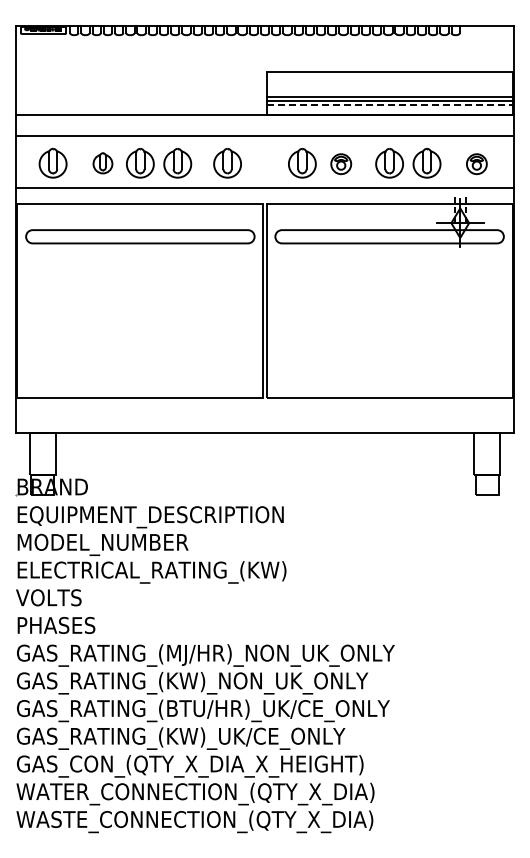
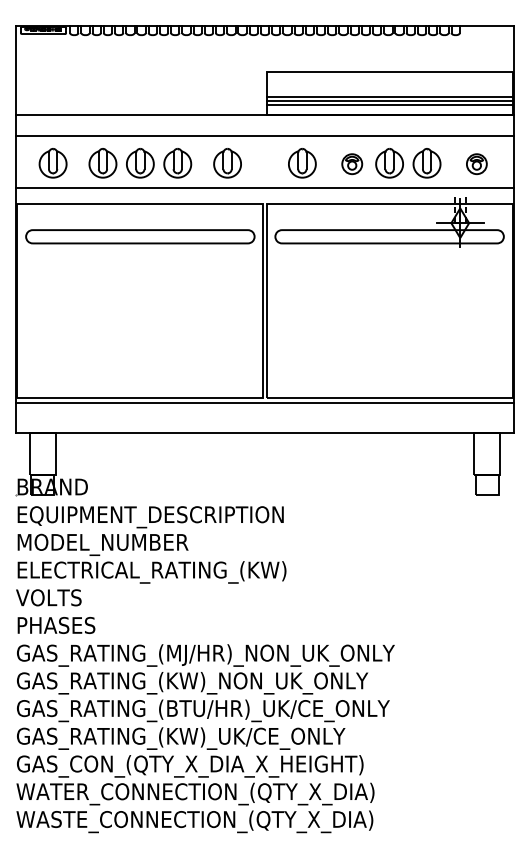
line: dashed -> solid (389, 105)
part size: 22x23 px -> 30x31 px (102, 163)
part position: (341, 164) -> (352, 164) (352, 164)
line: none -> present (264, 402)
